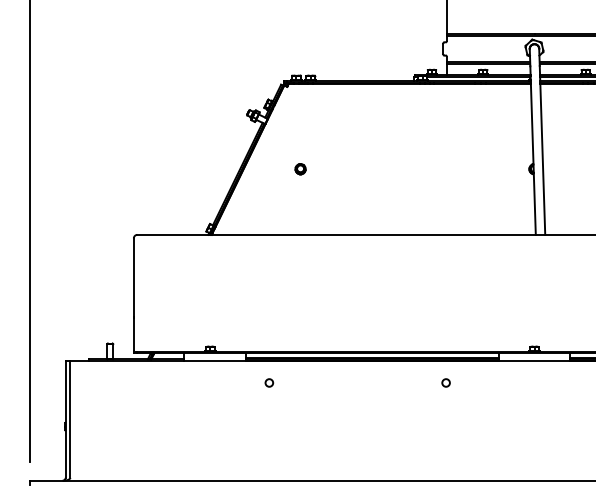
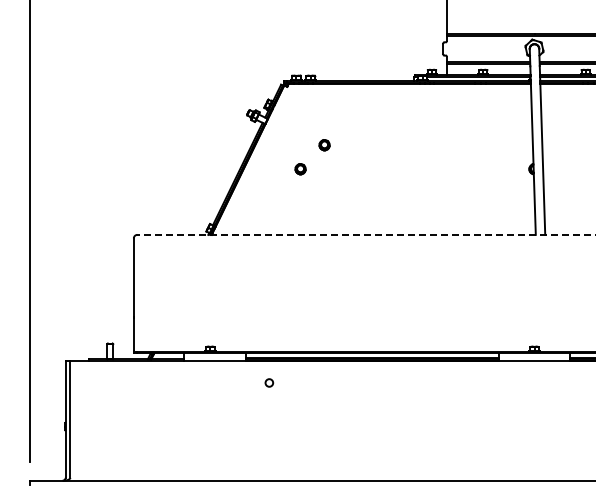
part: none -> present (324, 145)
line: solid -> dashed (366, 234)
circle: present -> none (445, 382)
